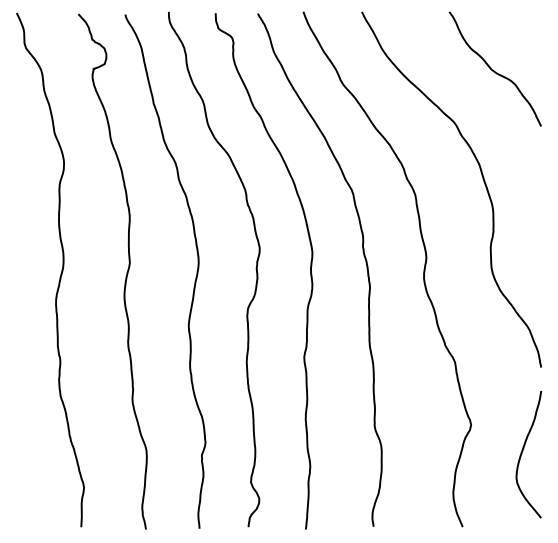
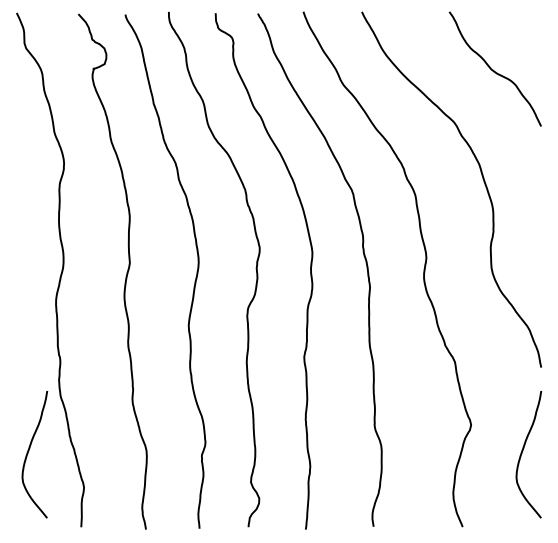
curve: none -> present (29, 451)
